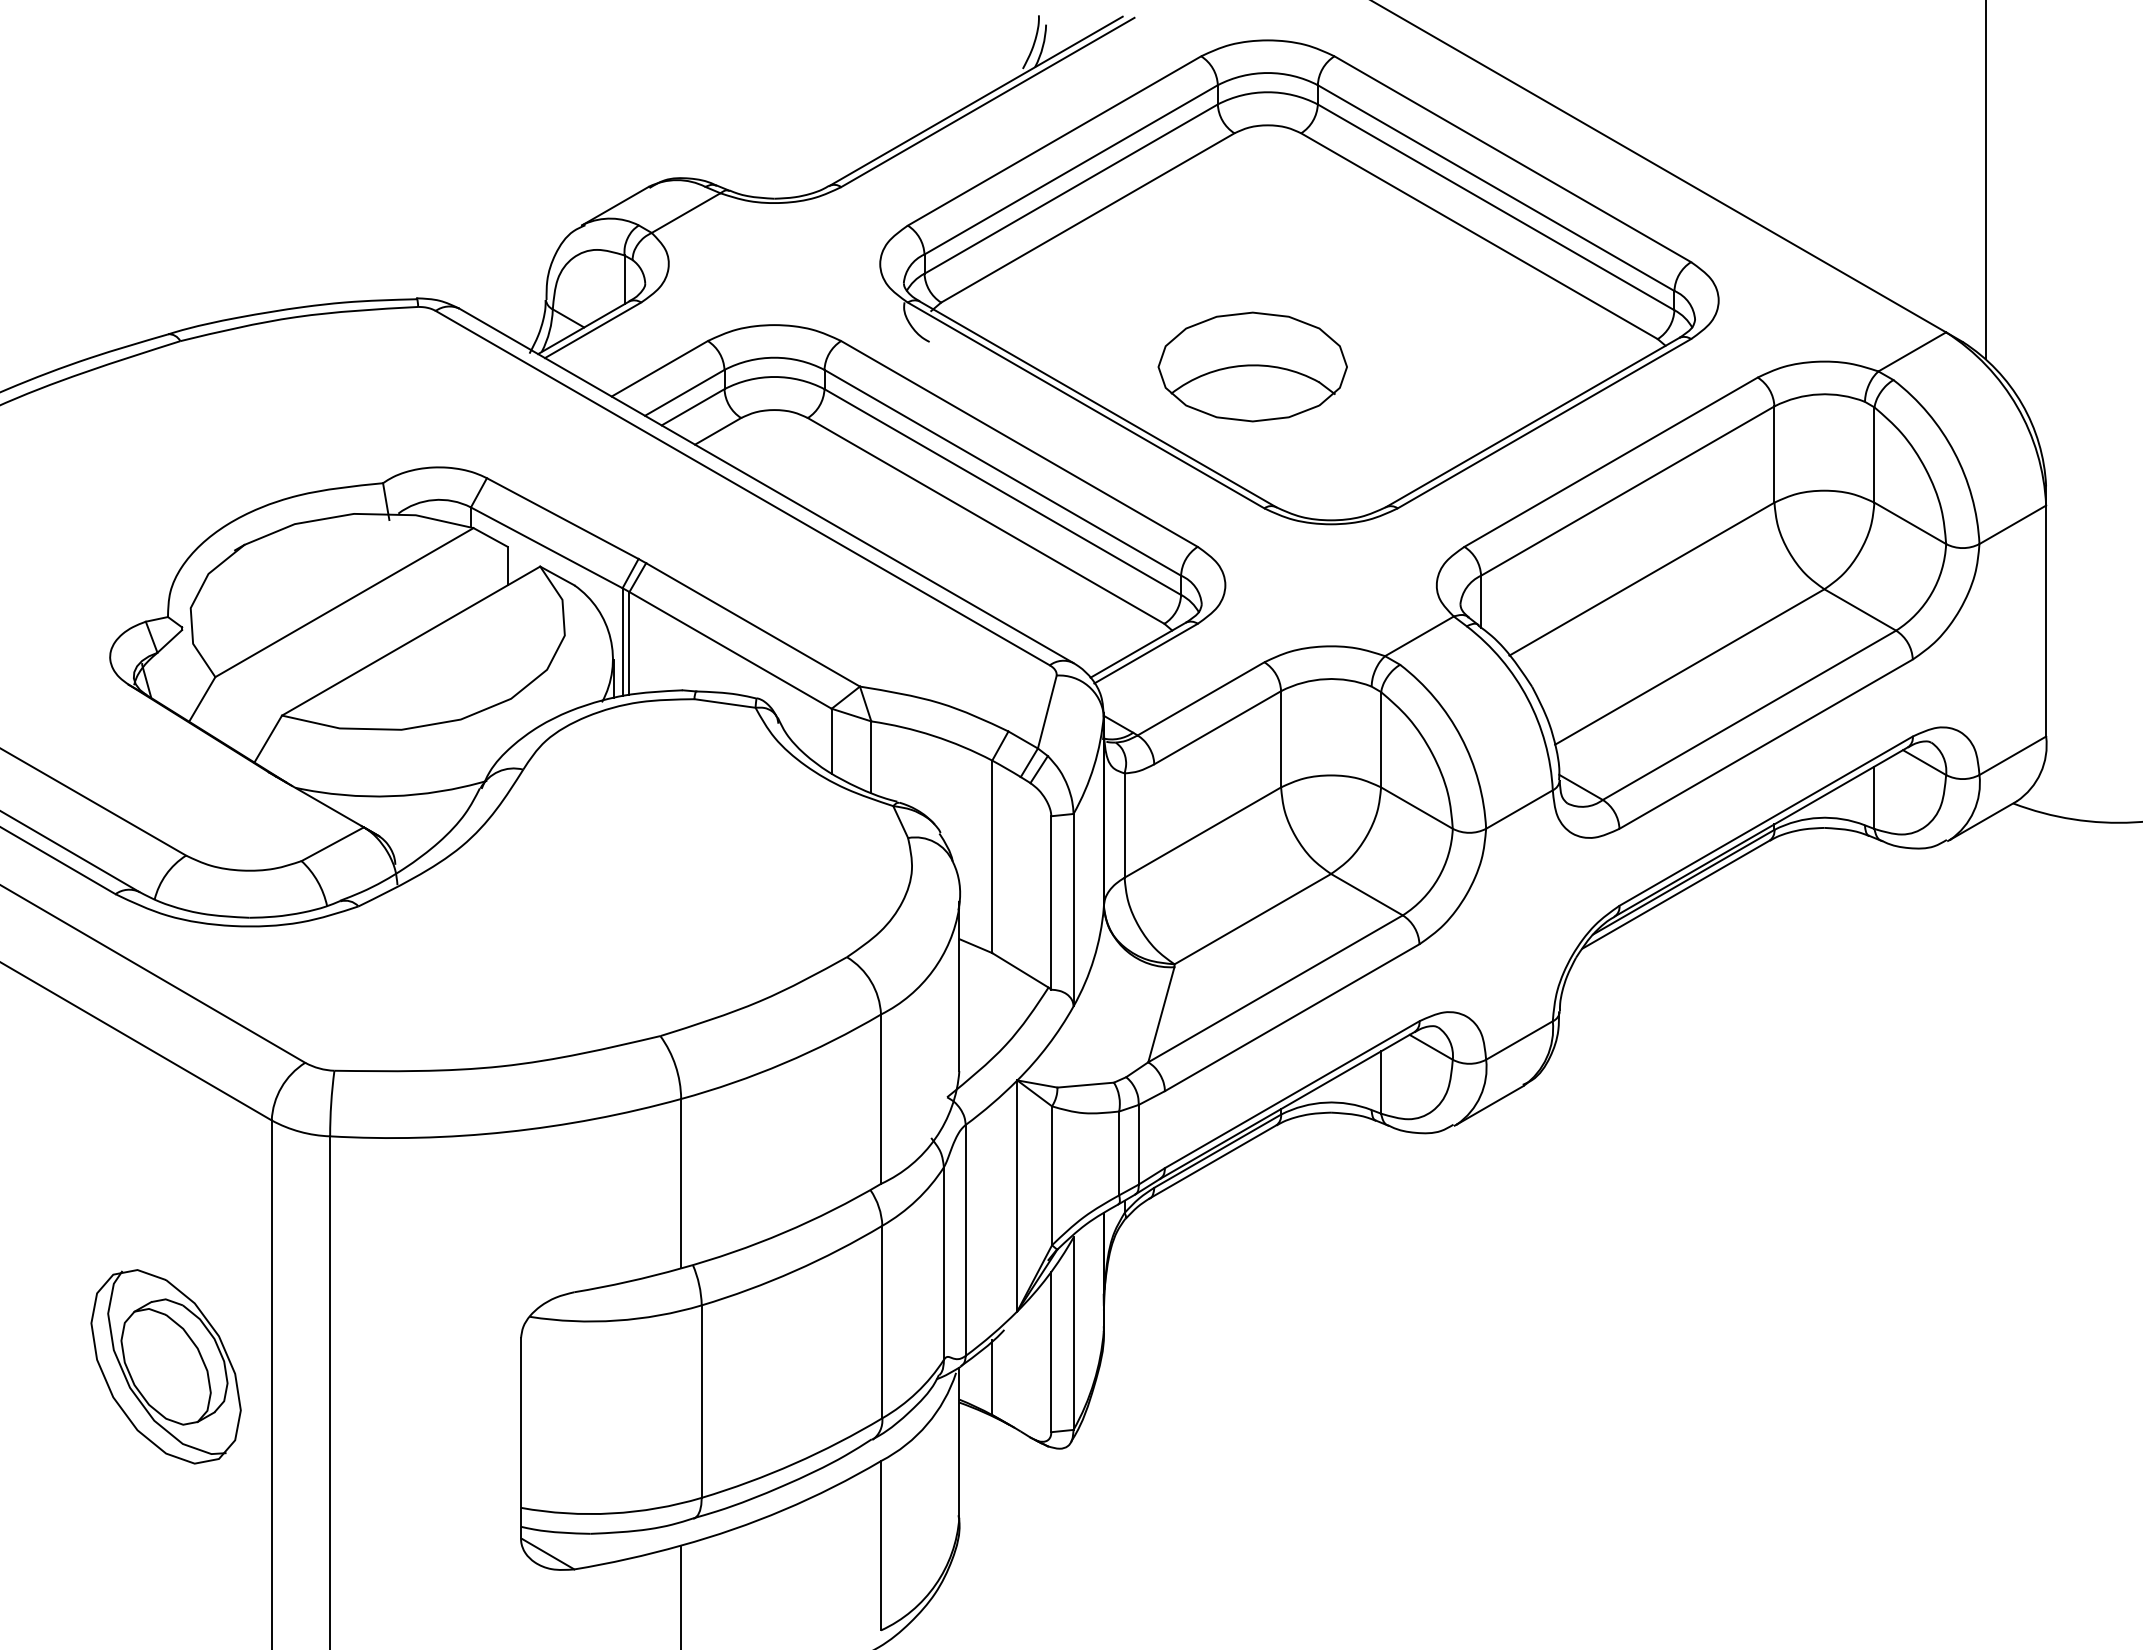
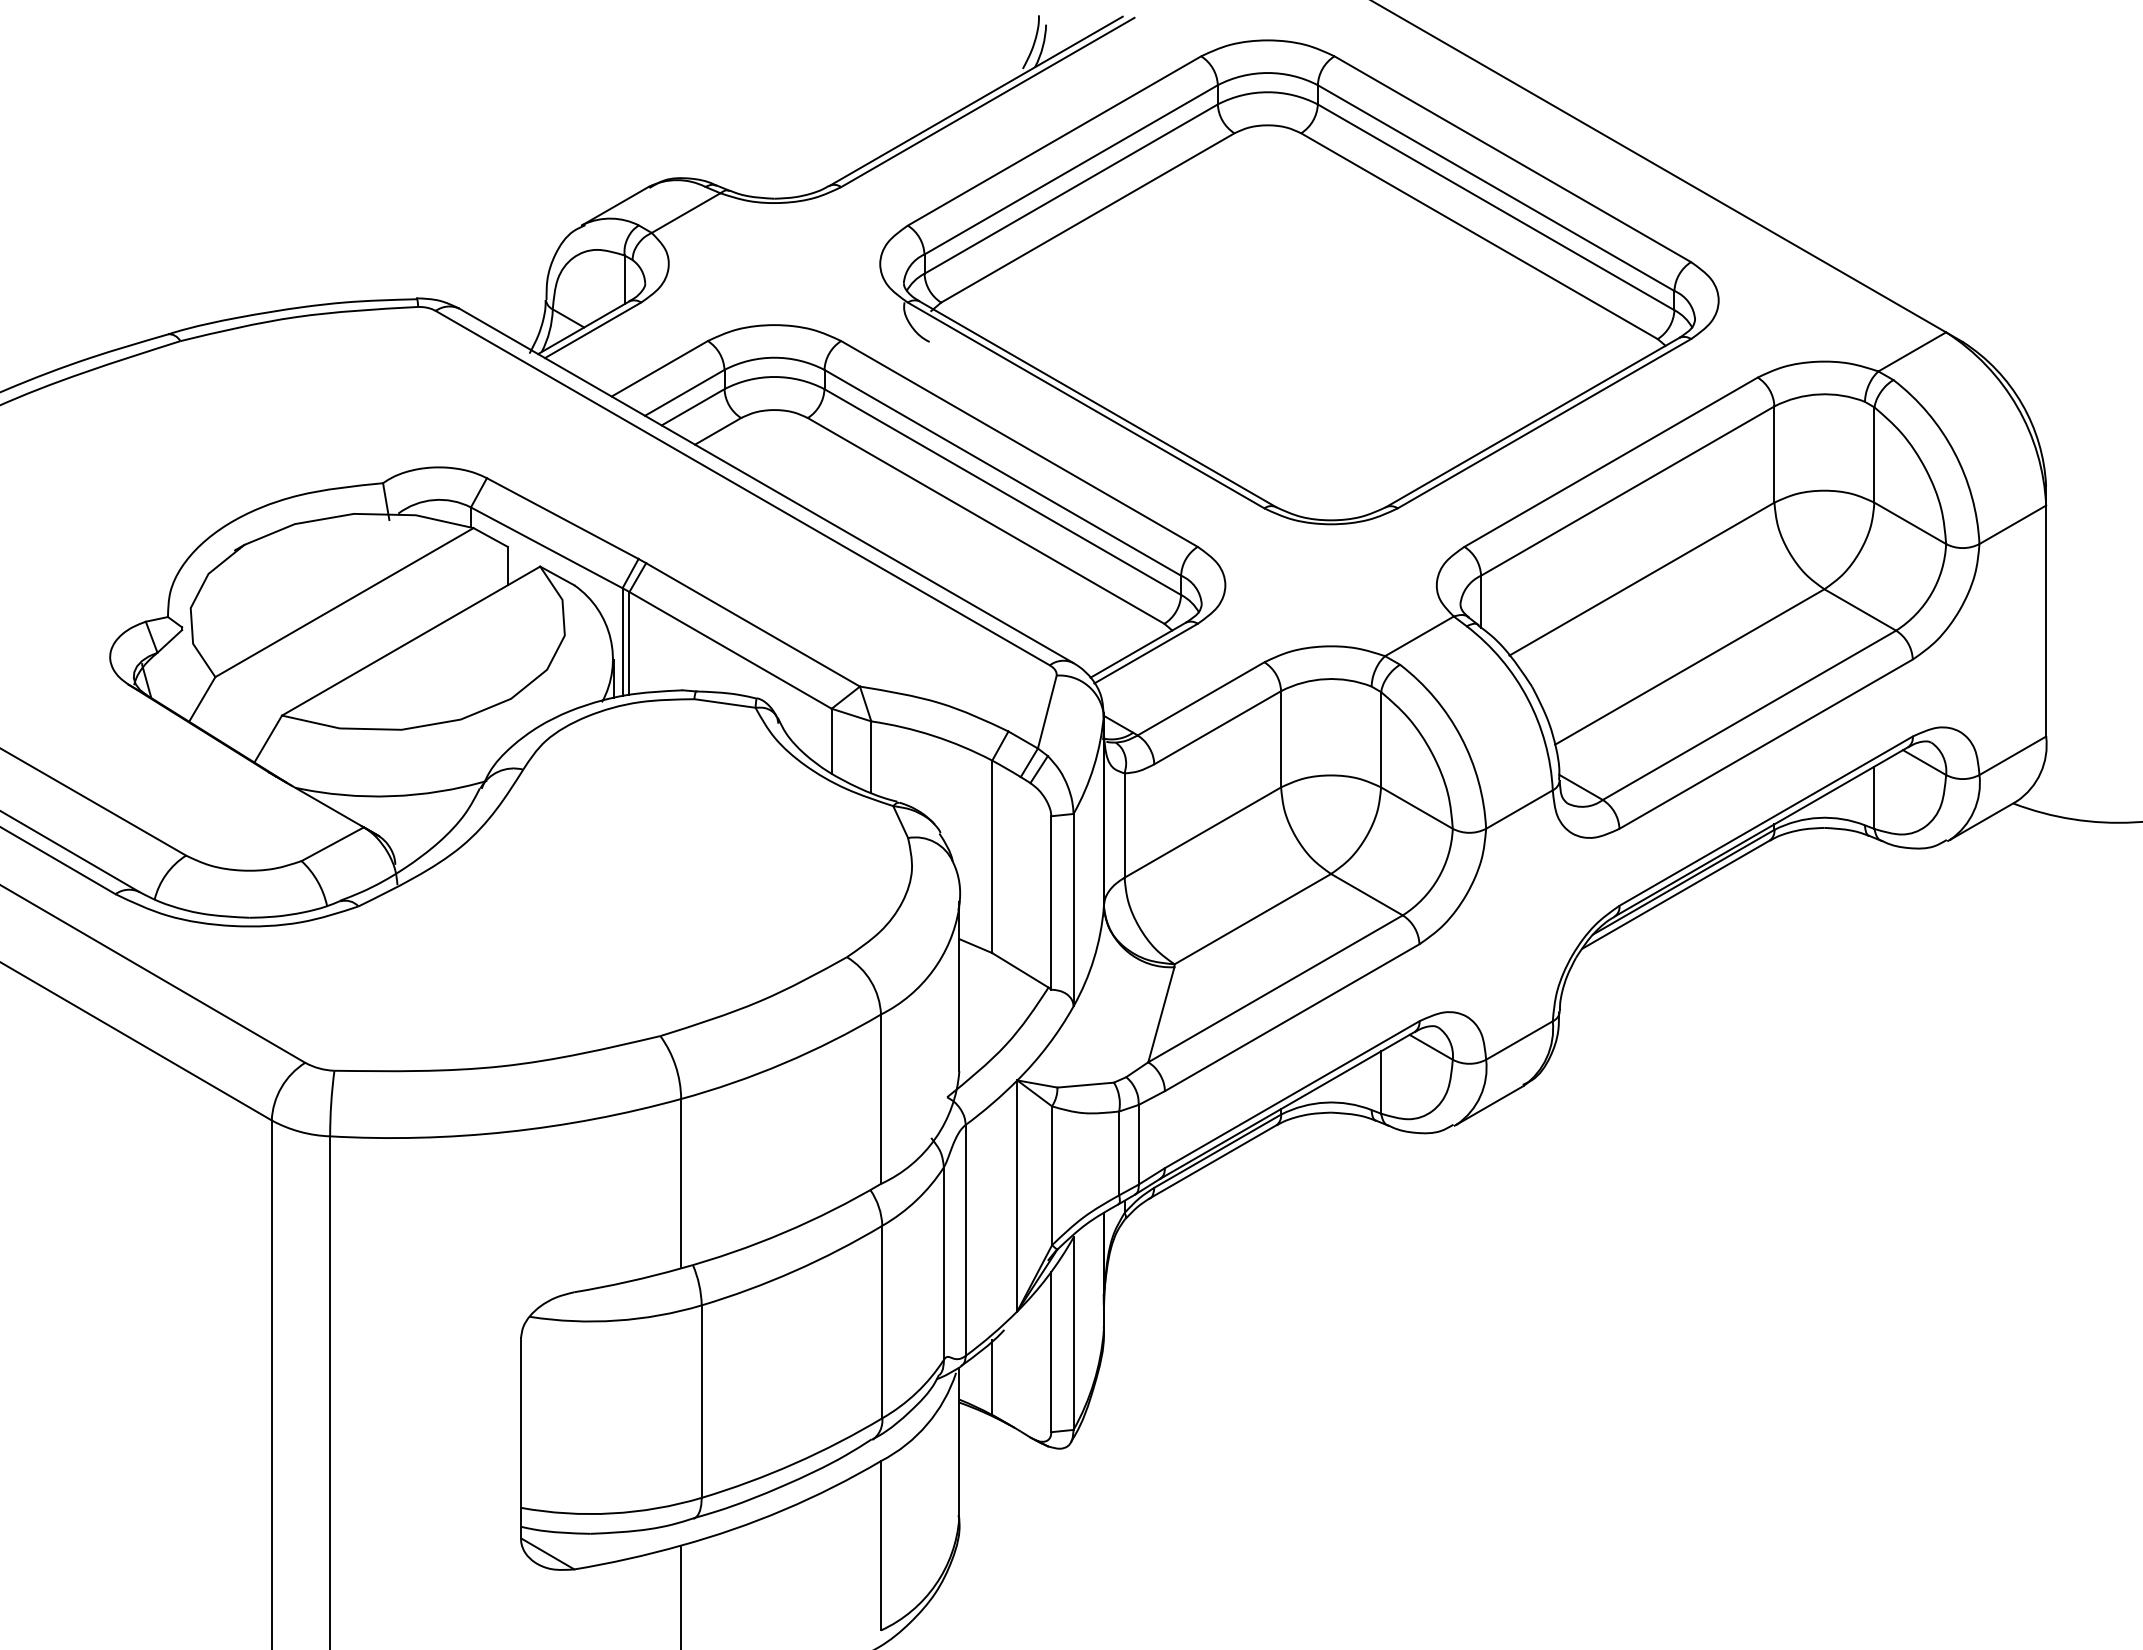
line: present -> none (1986, 180)
part: present -> none (1252, 366)
part: present -> none (165, 1366)
